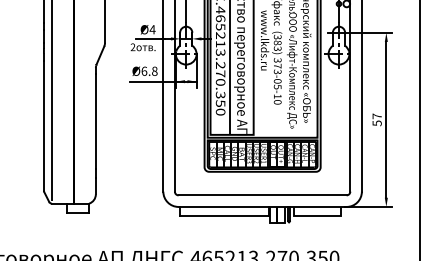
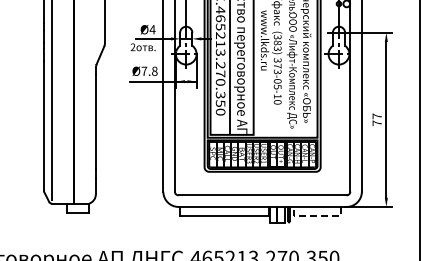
text: Ø6.8 -> Ø7.8 (144, 70)
text: 57 -> 77 (376, 123)
line: solid -> dashed (317, 216)
